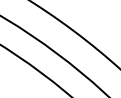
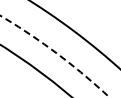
arc: solid -> dashed (56, 53)
